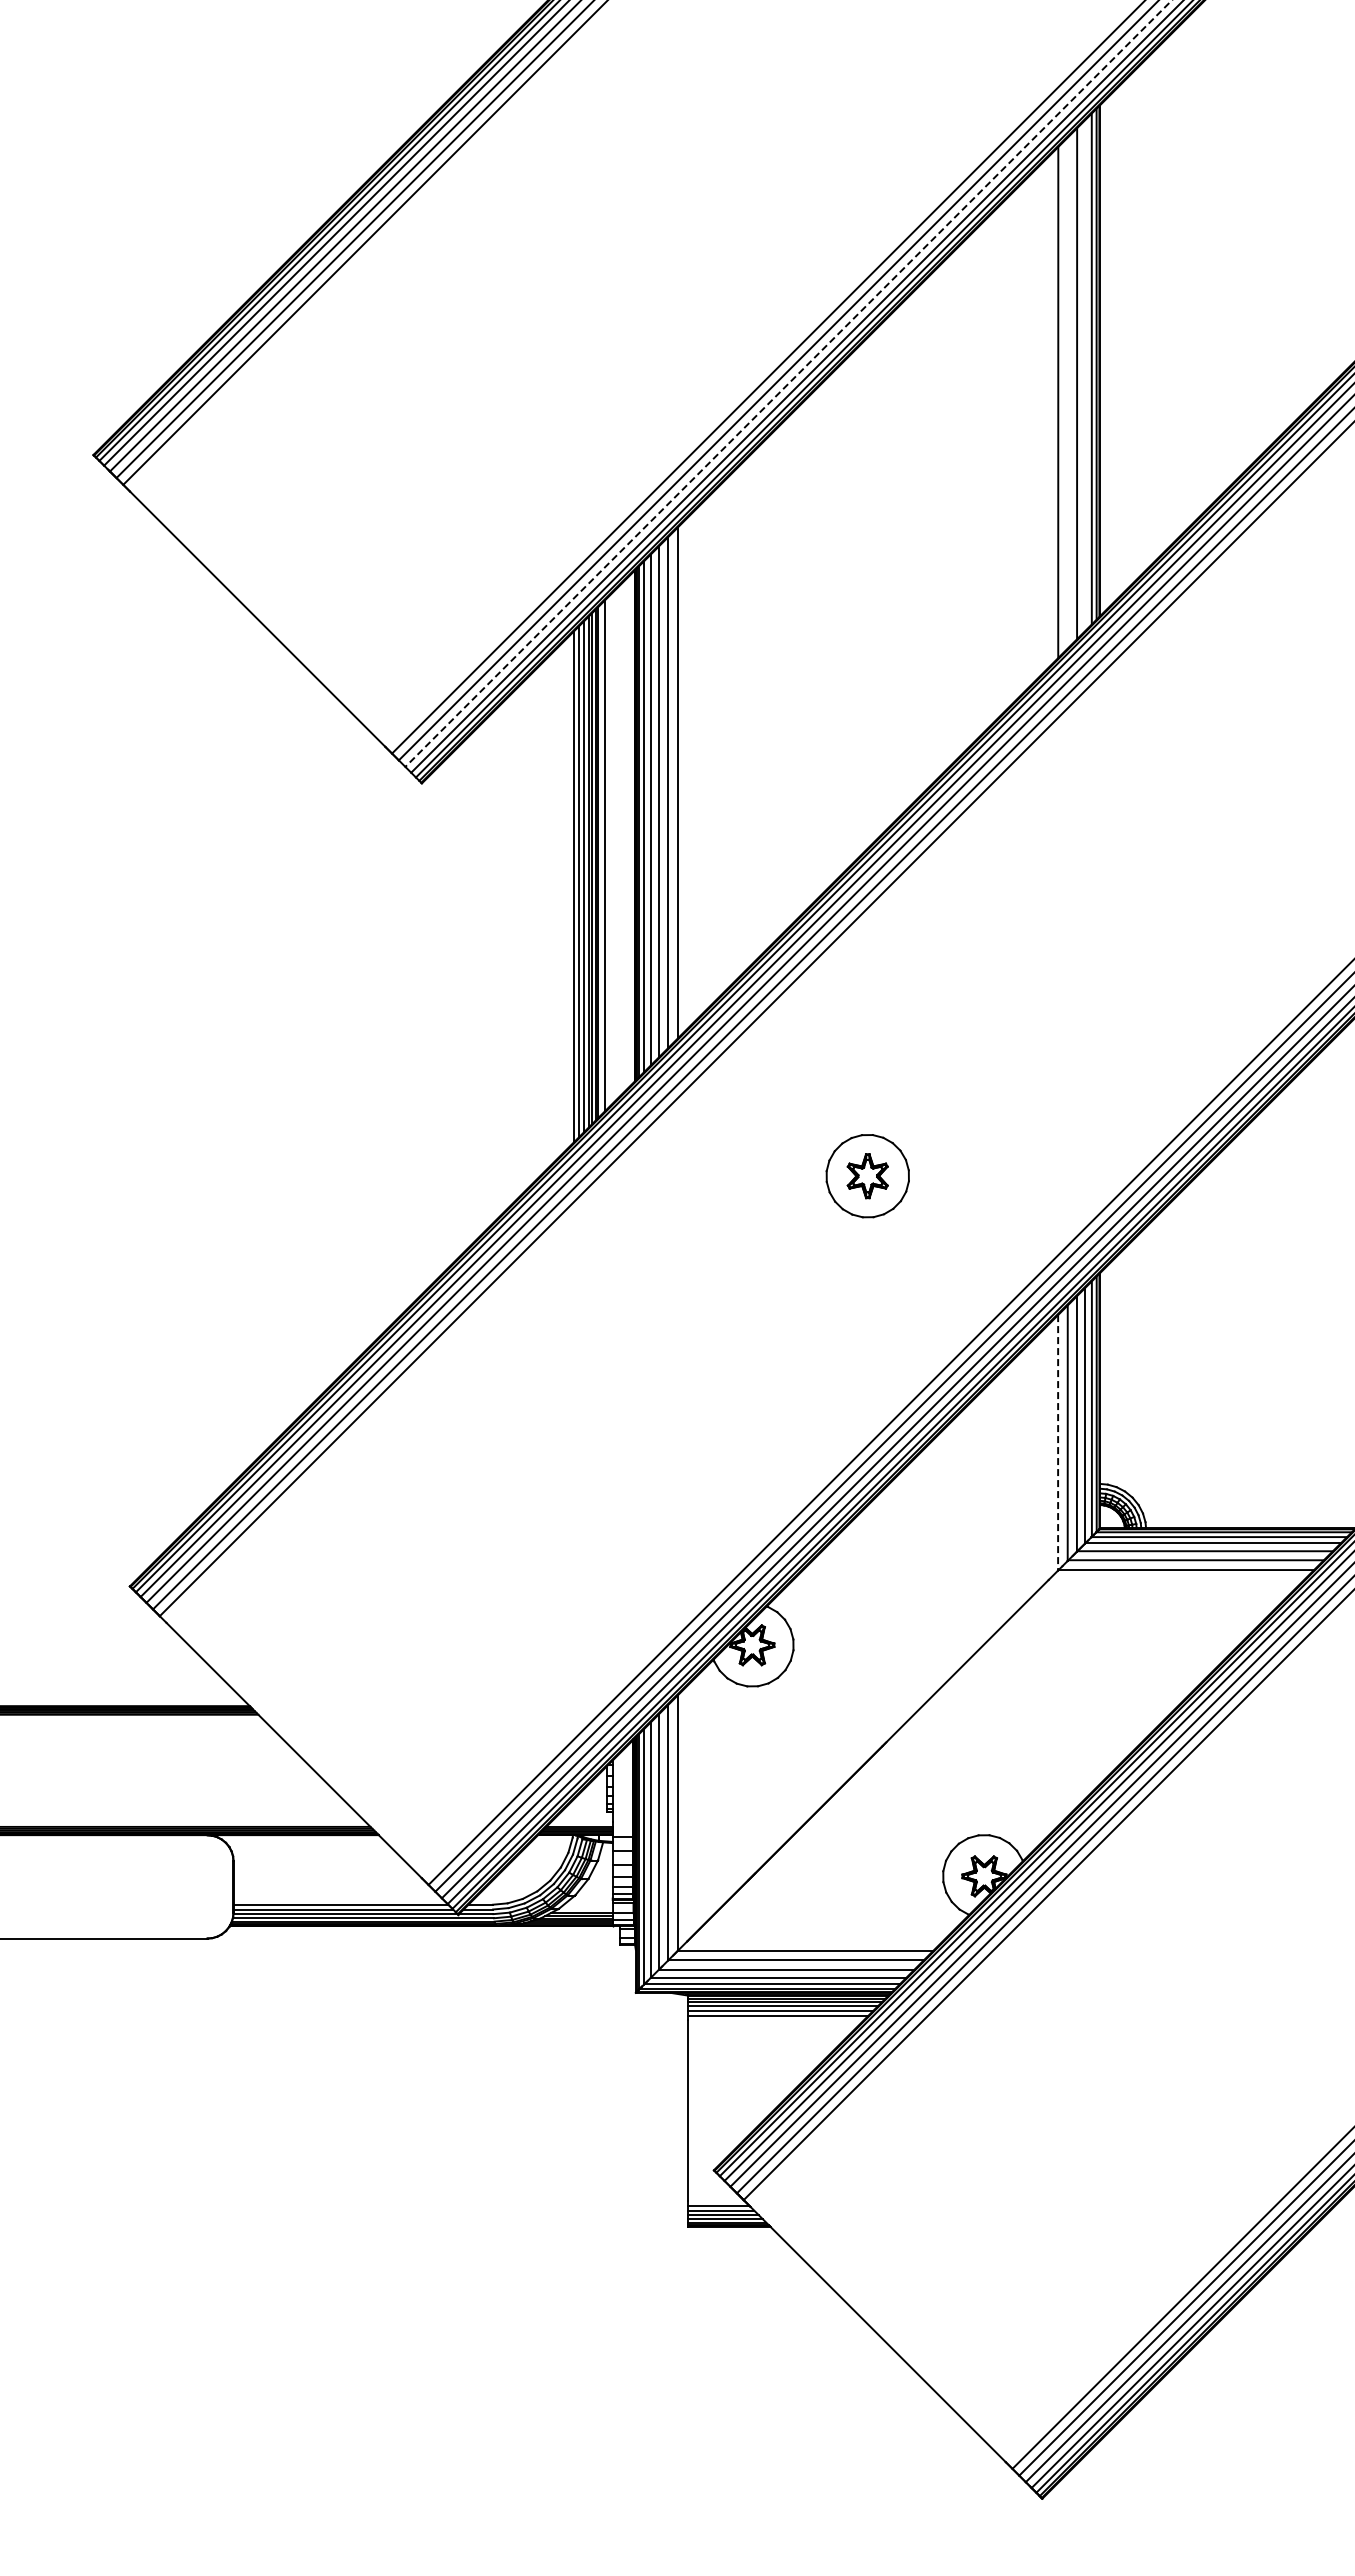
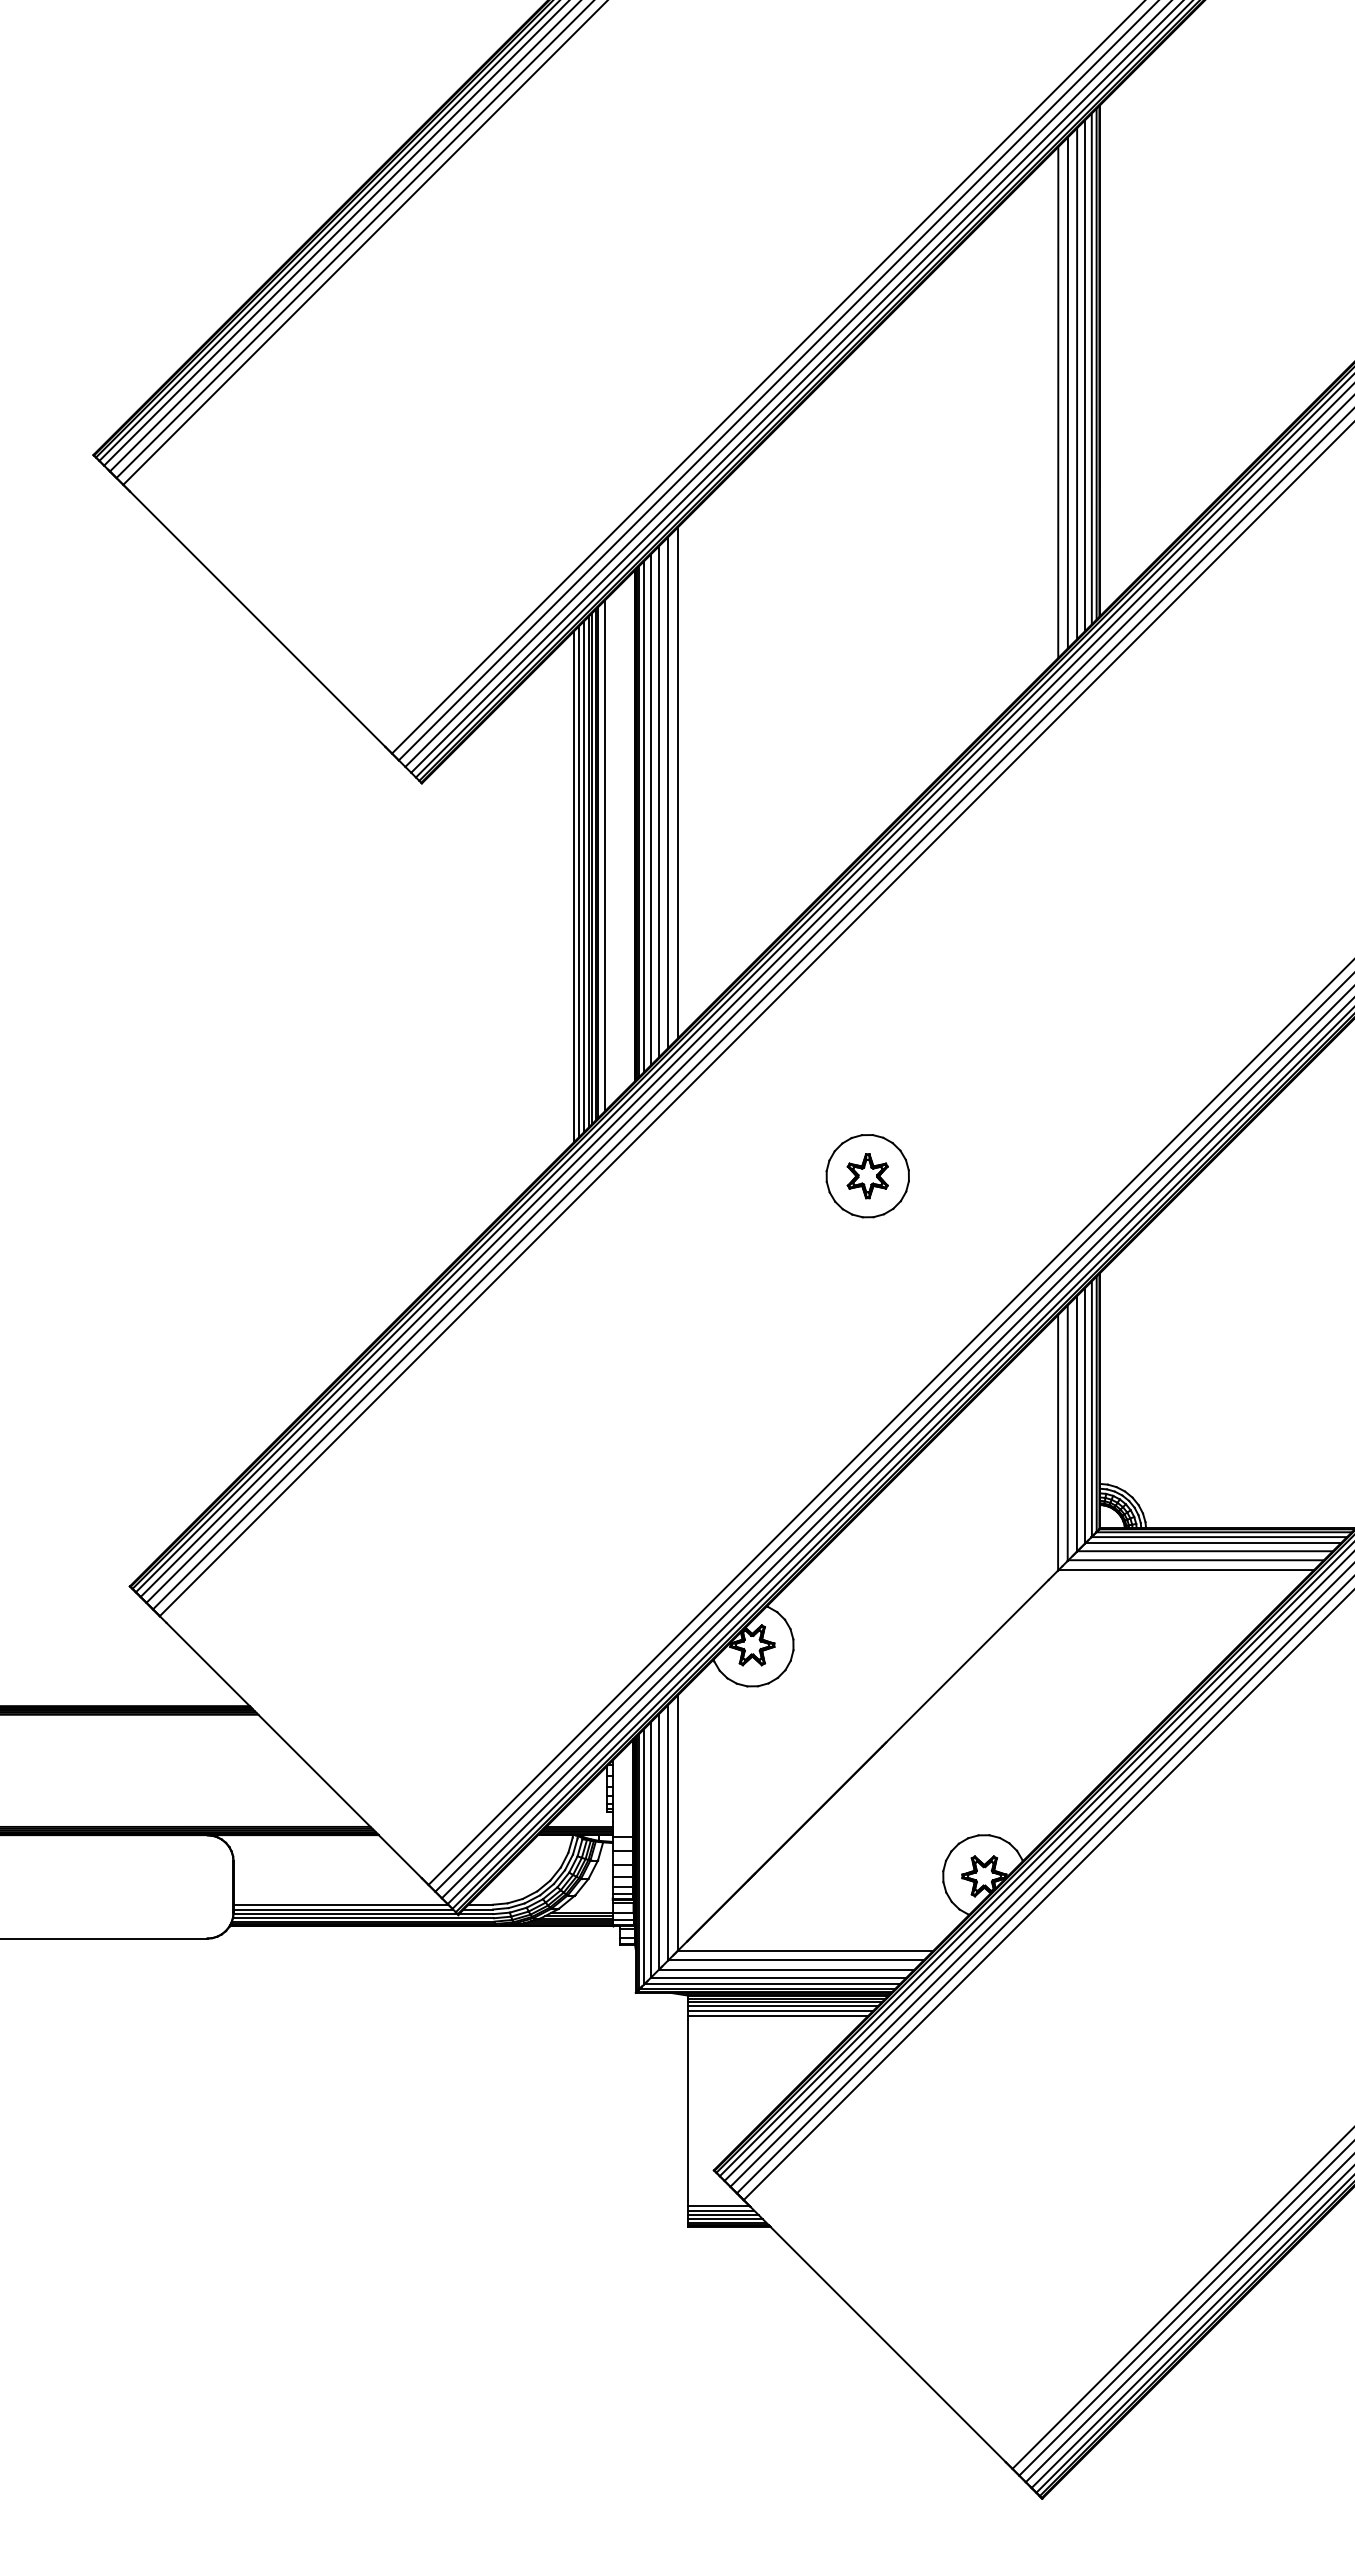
line: none -> present (1085, 375)
line: dashed -> solid (788, 383)
line: none -> present (1067, 392)
line: dashed -> solid (1058, 1442)
